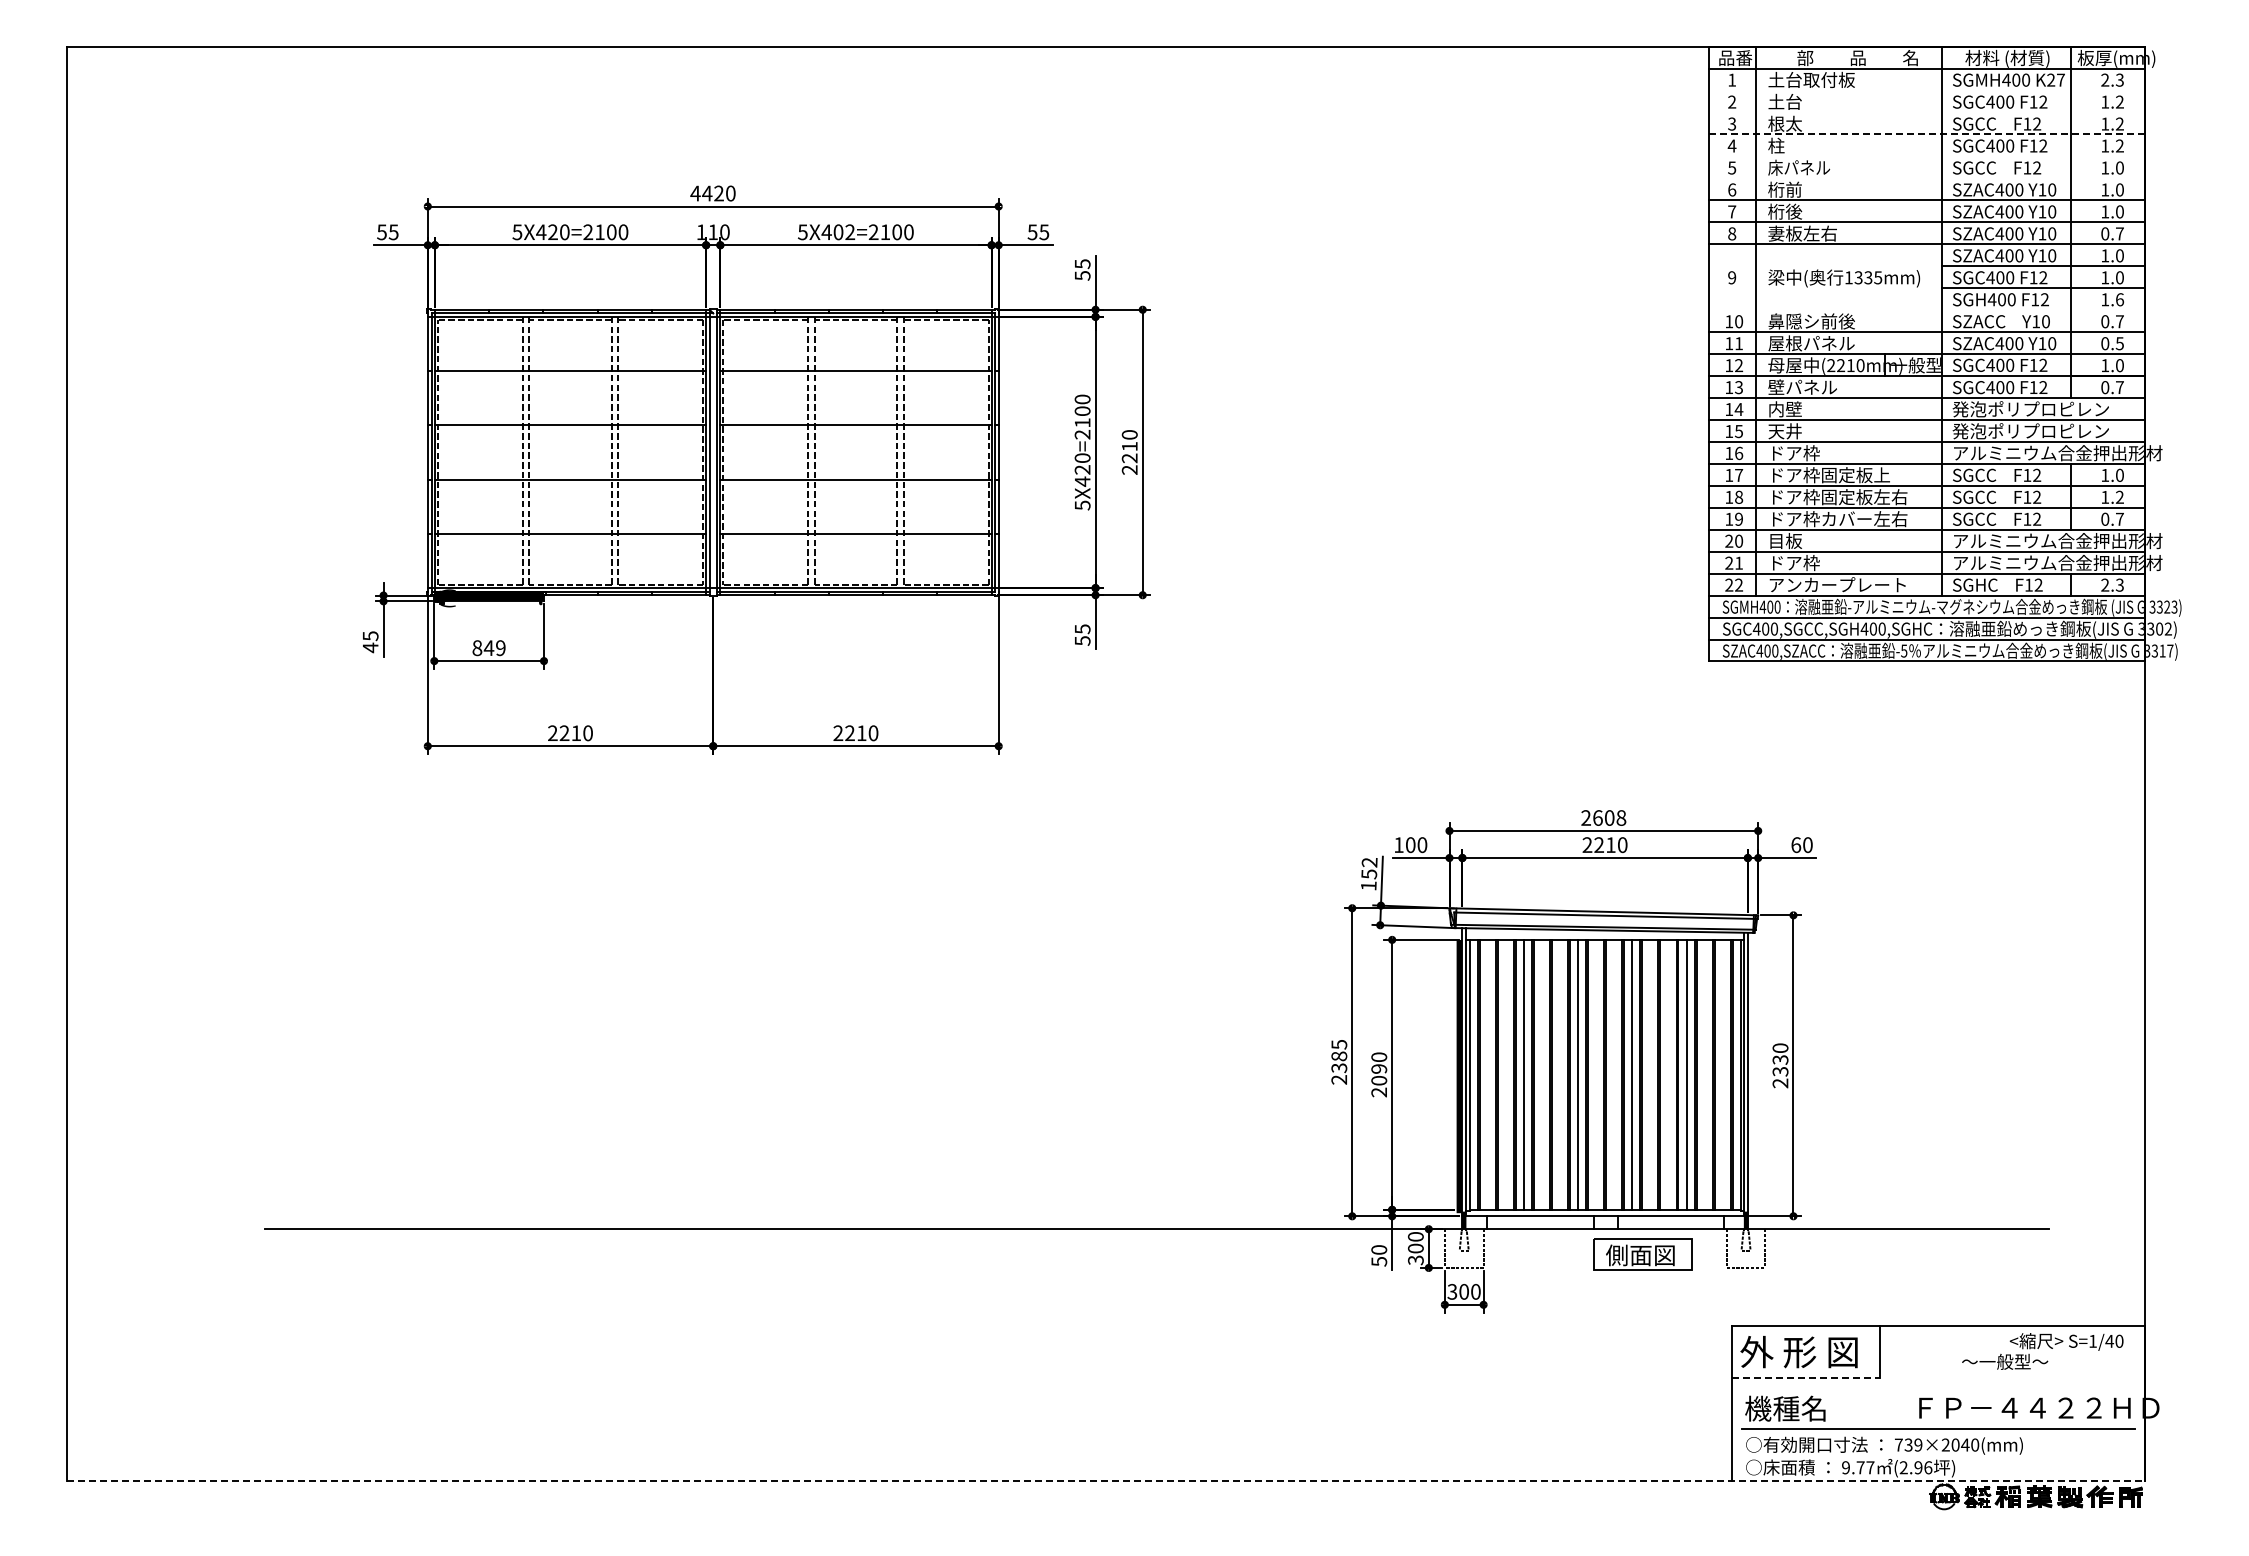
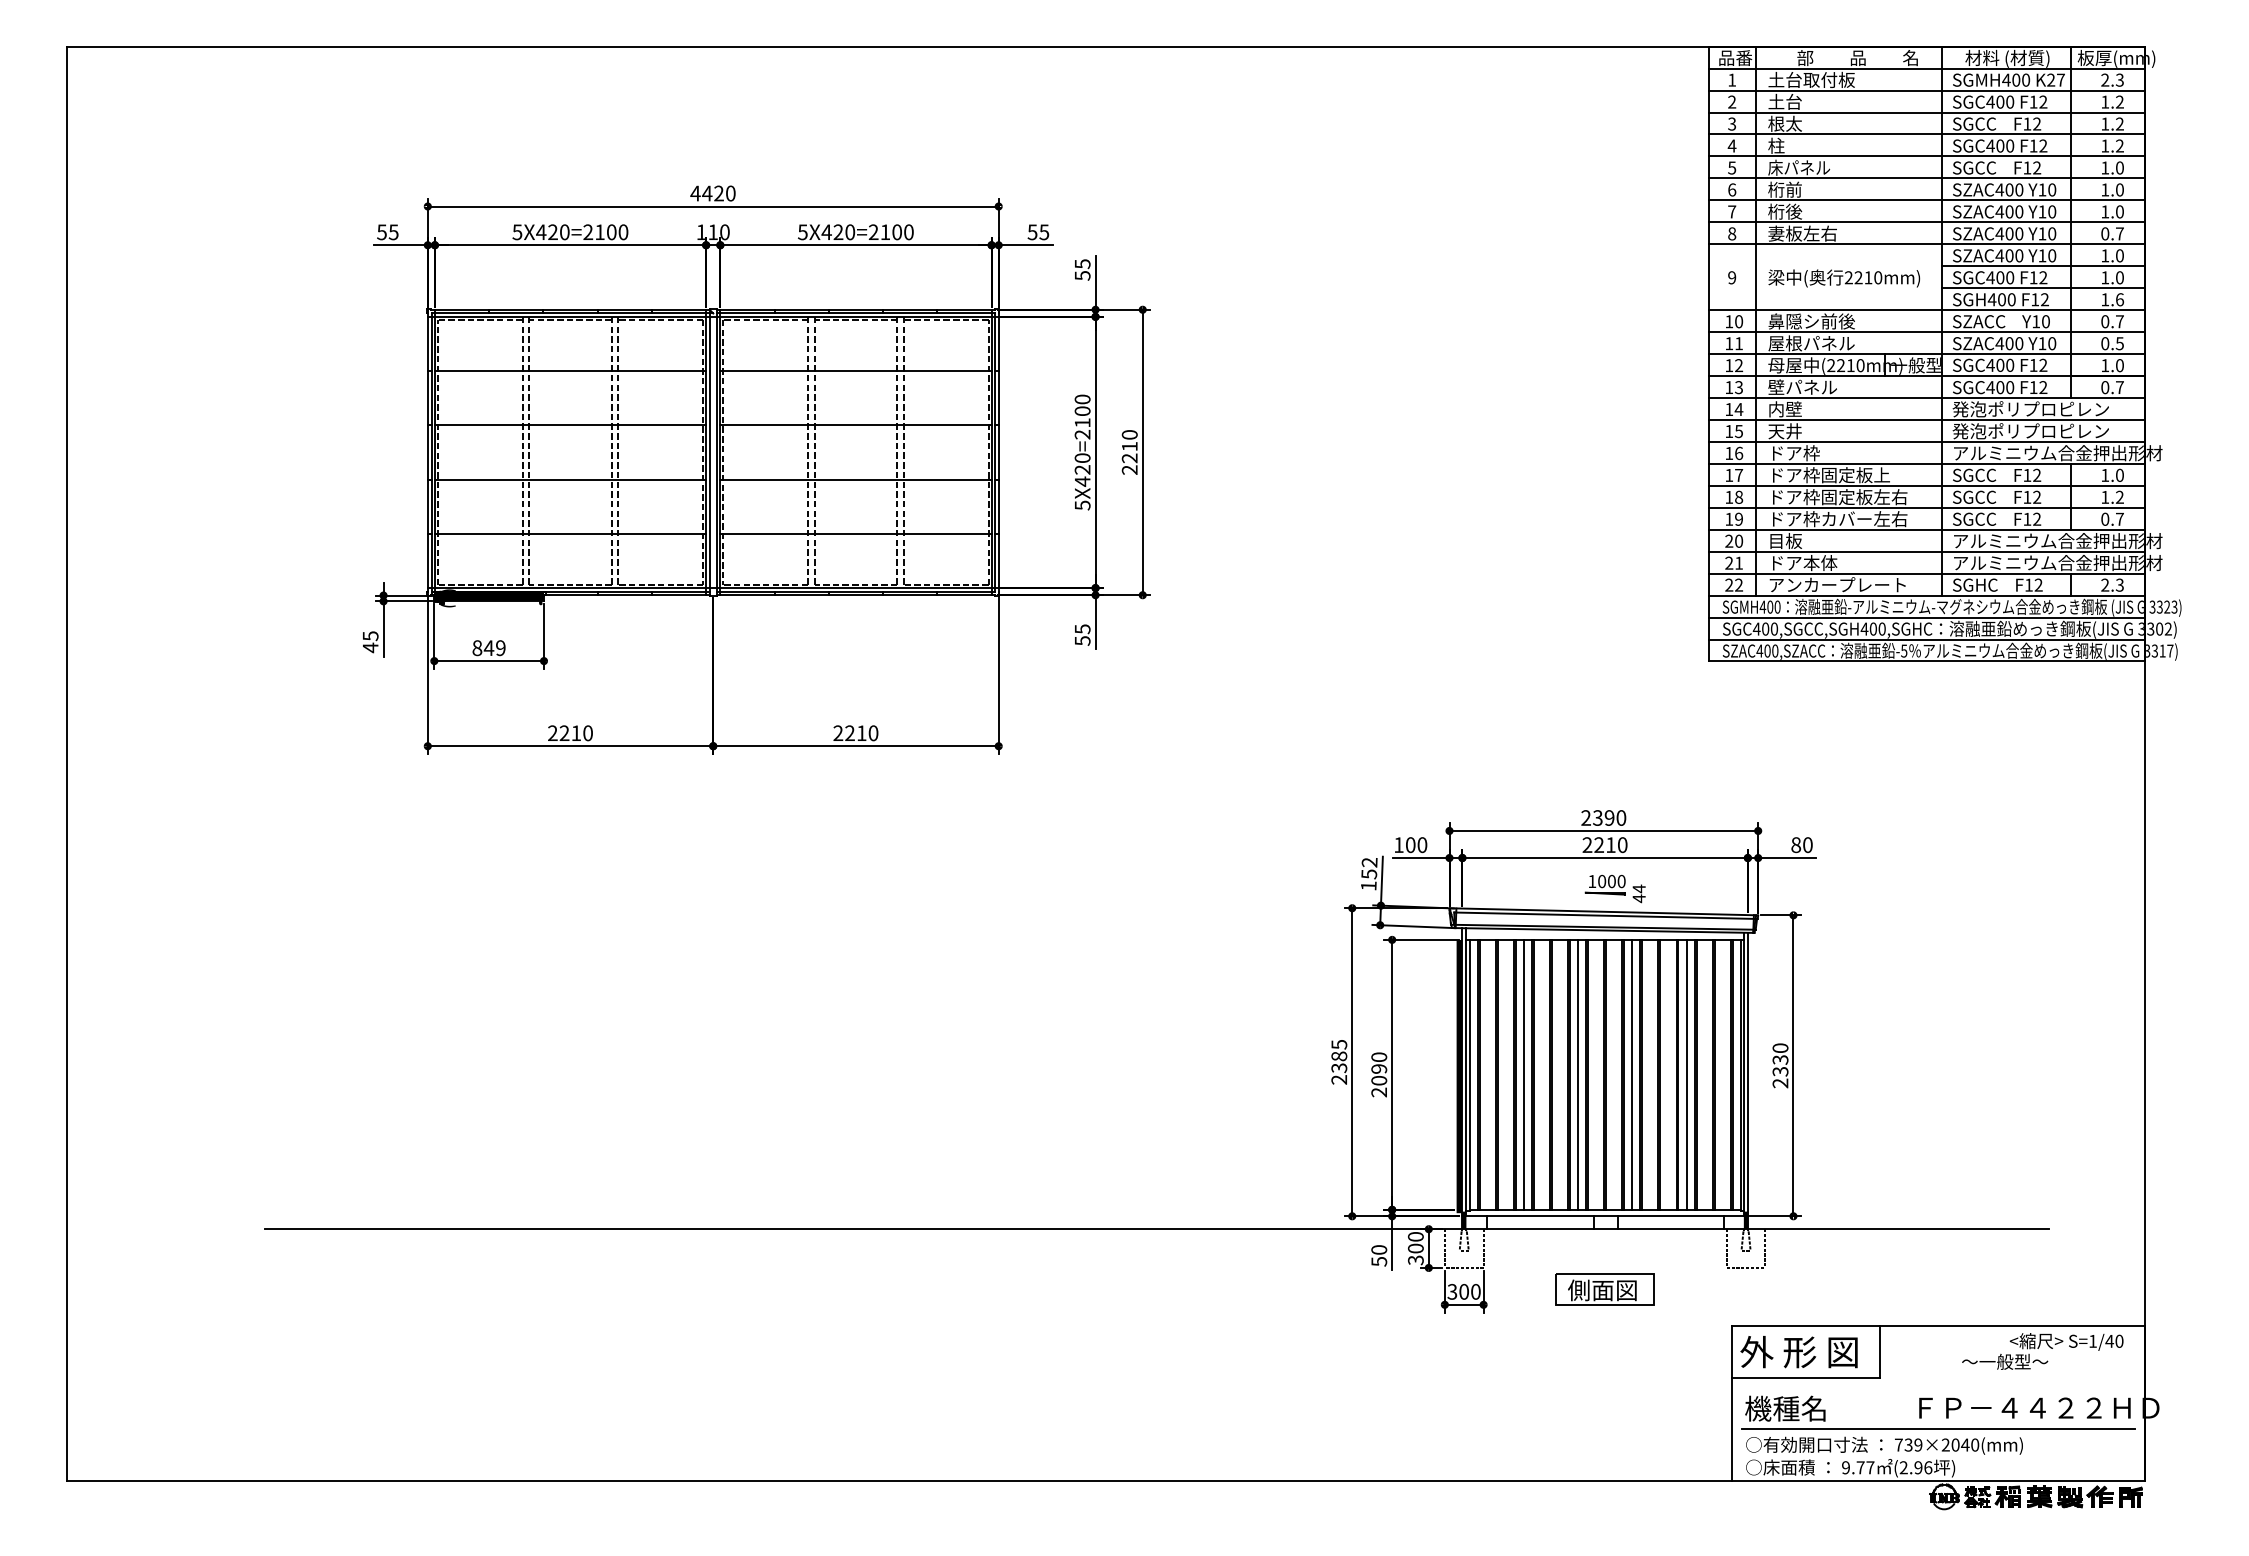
line: none -> present (1926, 90)
line: none -> present (1926, 112)
line: dashed -> solid (1926, 134)
line: none -> present (1926, 156)
line: none -> present (1926, 178)
text: 5X402=2100 -> 5X420=2100 (844, 232)
text: 1335mm) -> 2210mm) (1863, 277)
line: none -> present (1926, 310)
text: ドア枠 -> ドア本体 (1820, 563)
text: 2608 -> 2390 (1609, 817)
text: 60 -> 80 (1796, 844)
part: none -> present (1614, 888)
part position: (1642, 1254) -> (1604, 1289) (1604, 1289)
line: dashed -> solid (1805, 1377)
line: dashed -> solid (1106, 1481)
